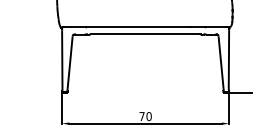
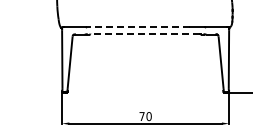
line: solid -> dashed (137, 27)
line: solid -> dashed (145, 34)
